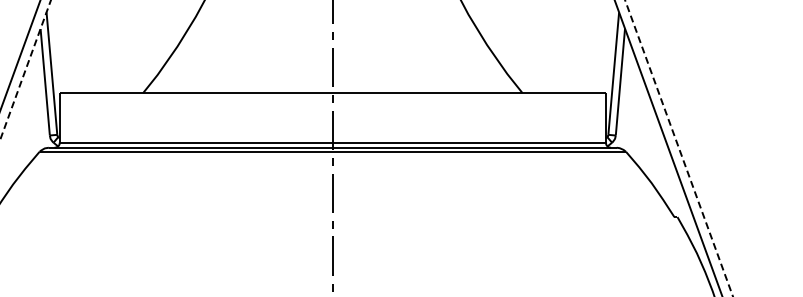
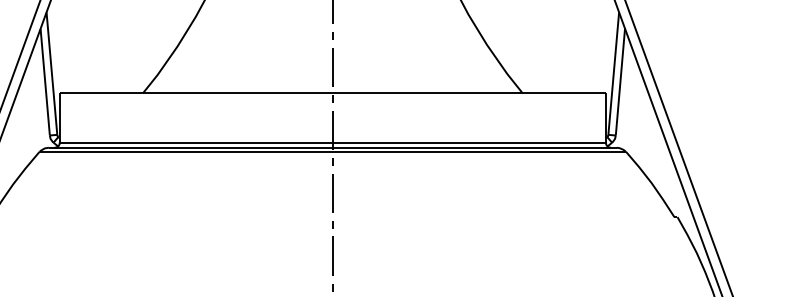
line: dashed -> solid (25, 69)
line: dashed -> solid (679, 148)
